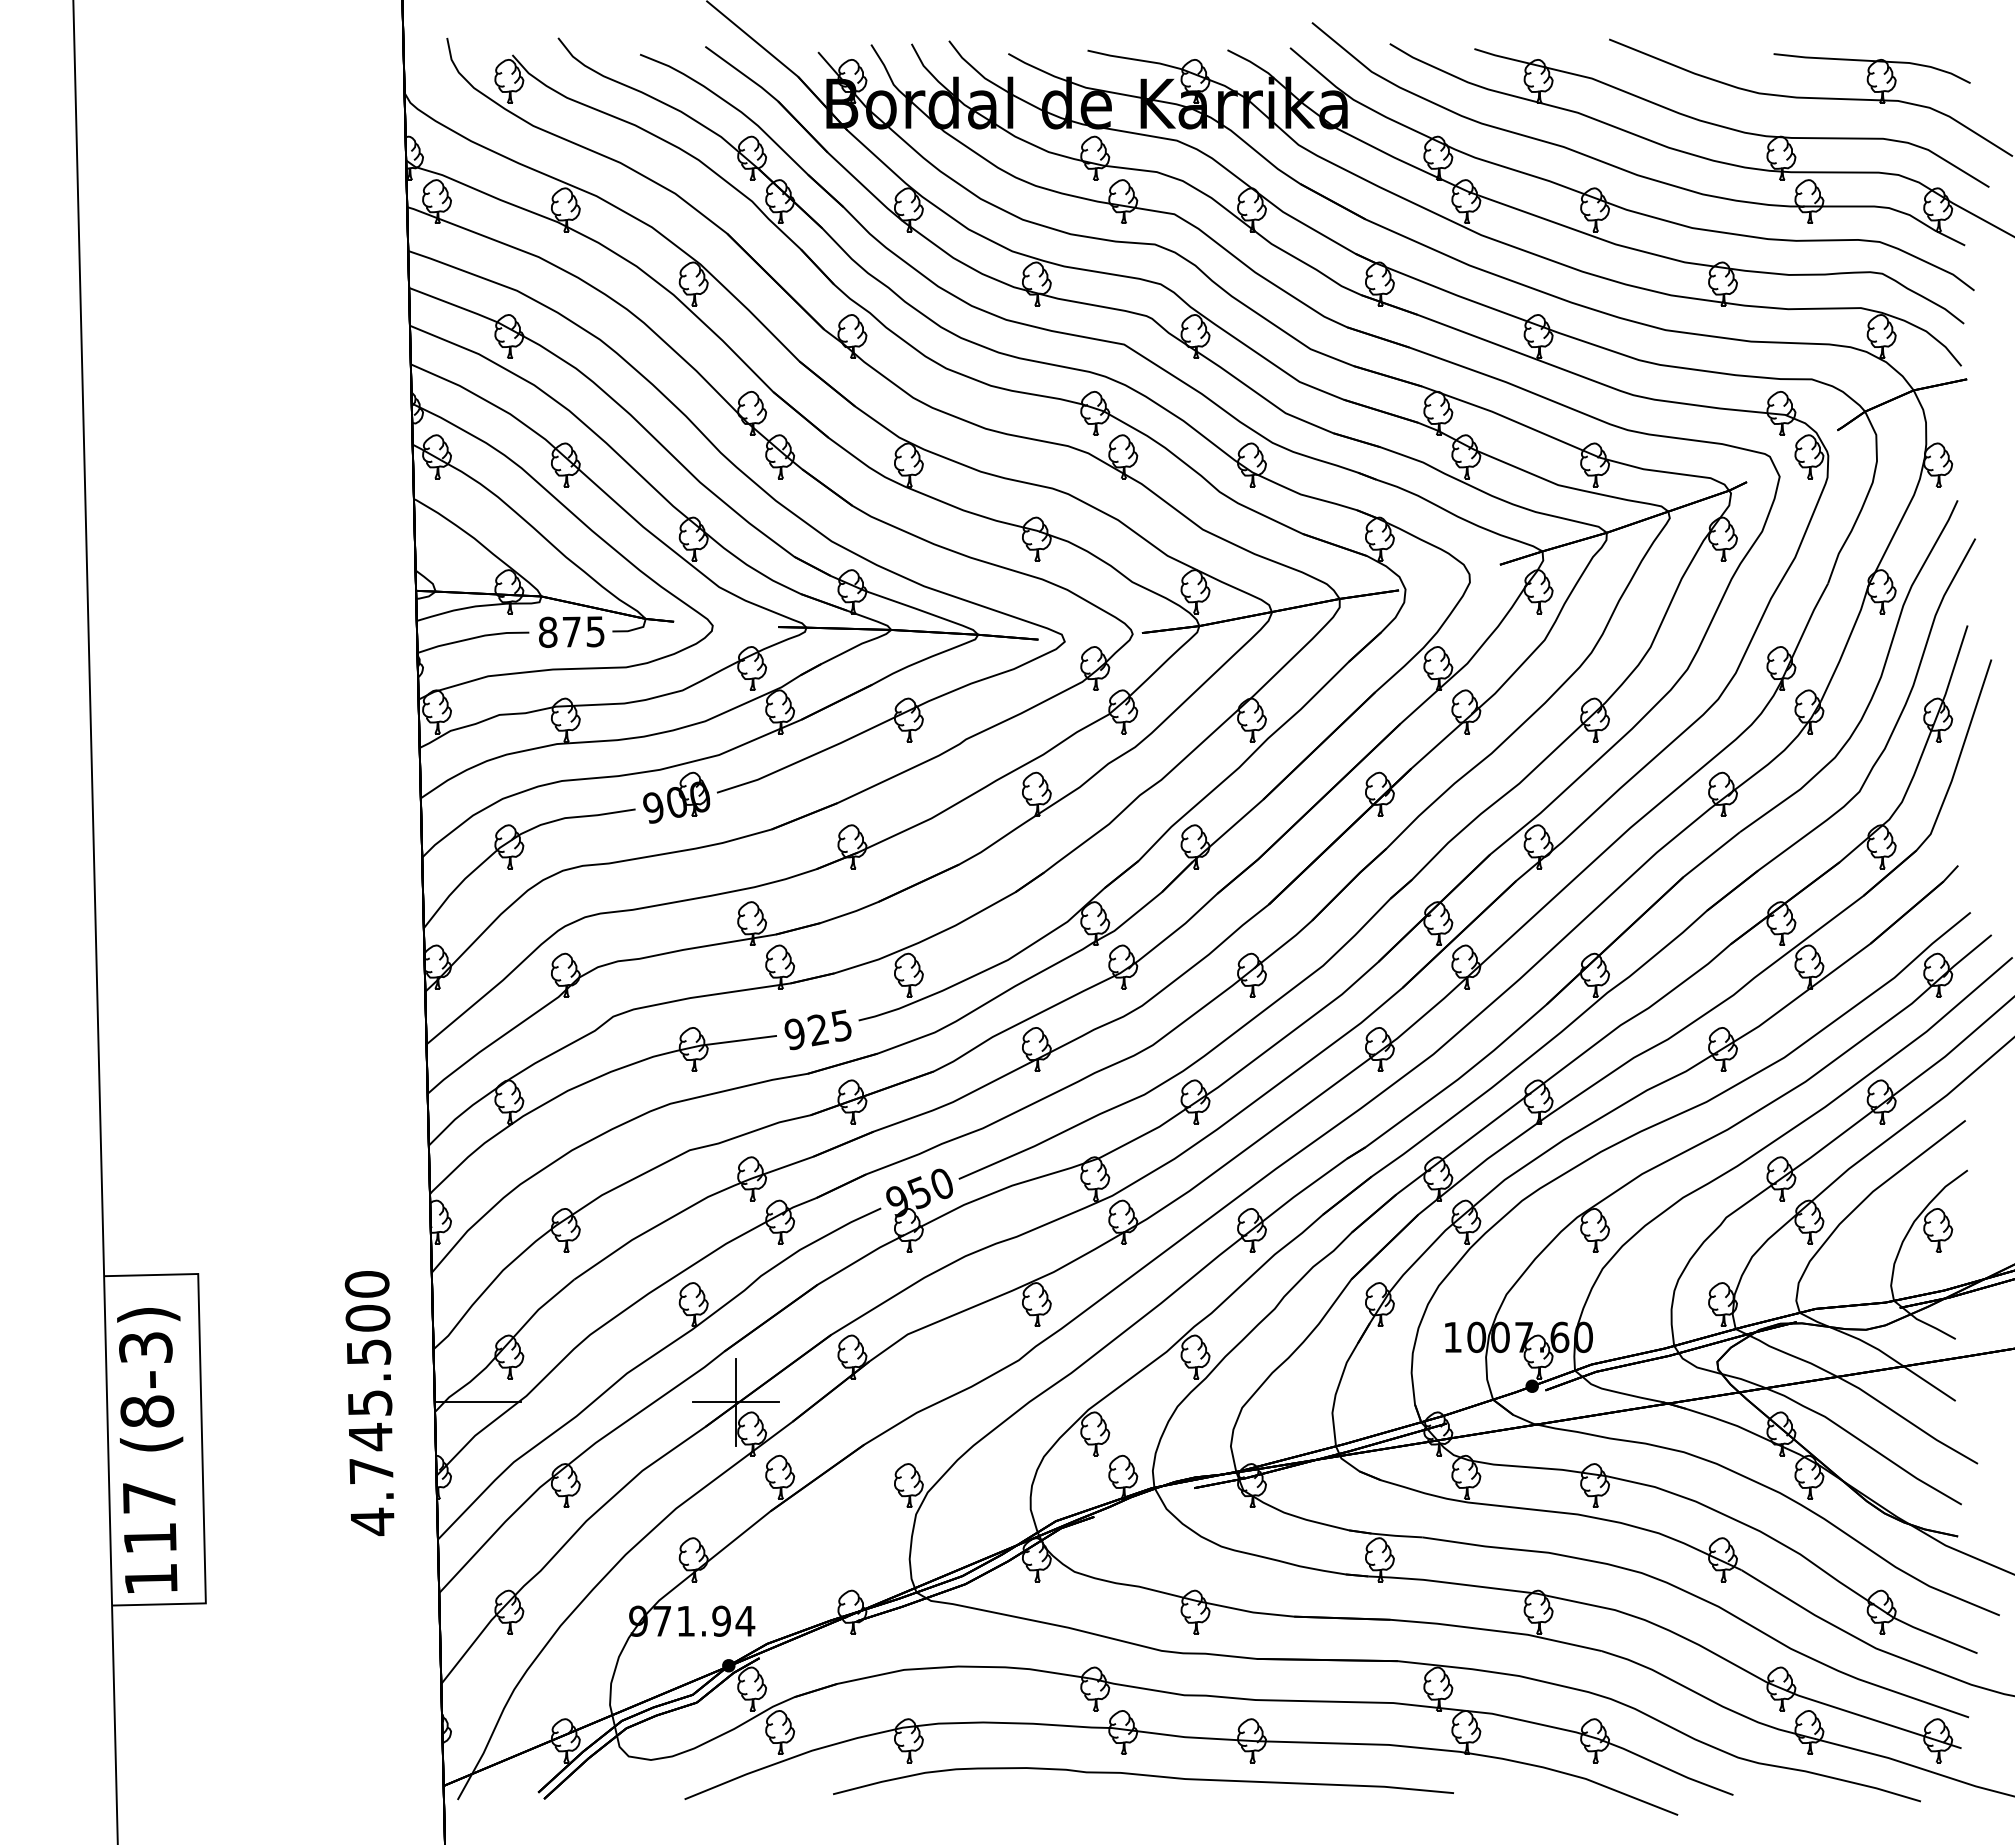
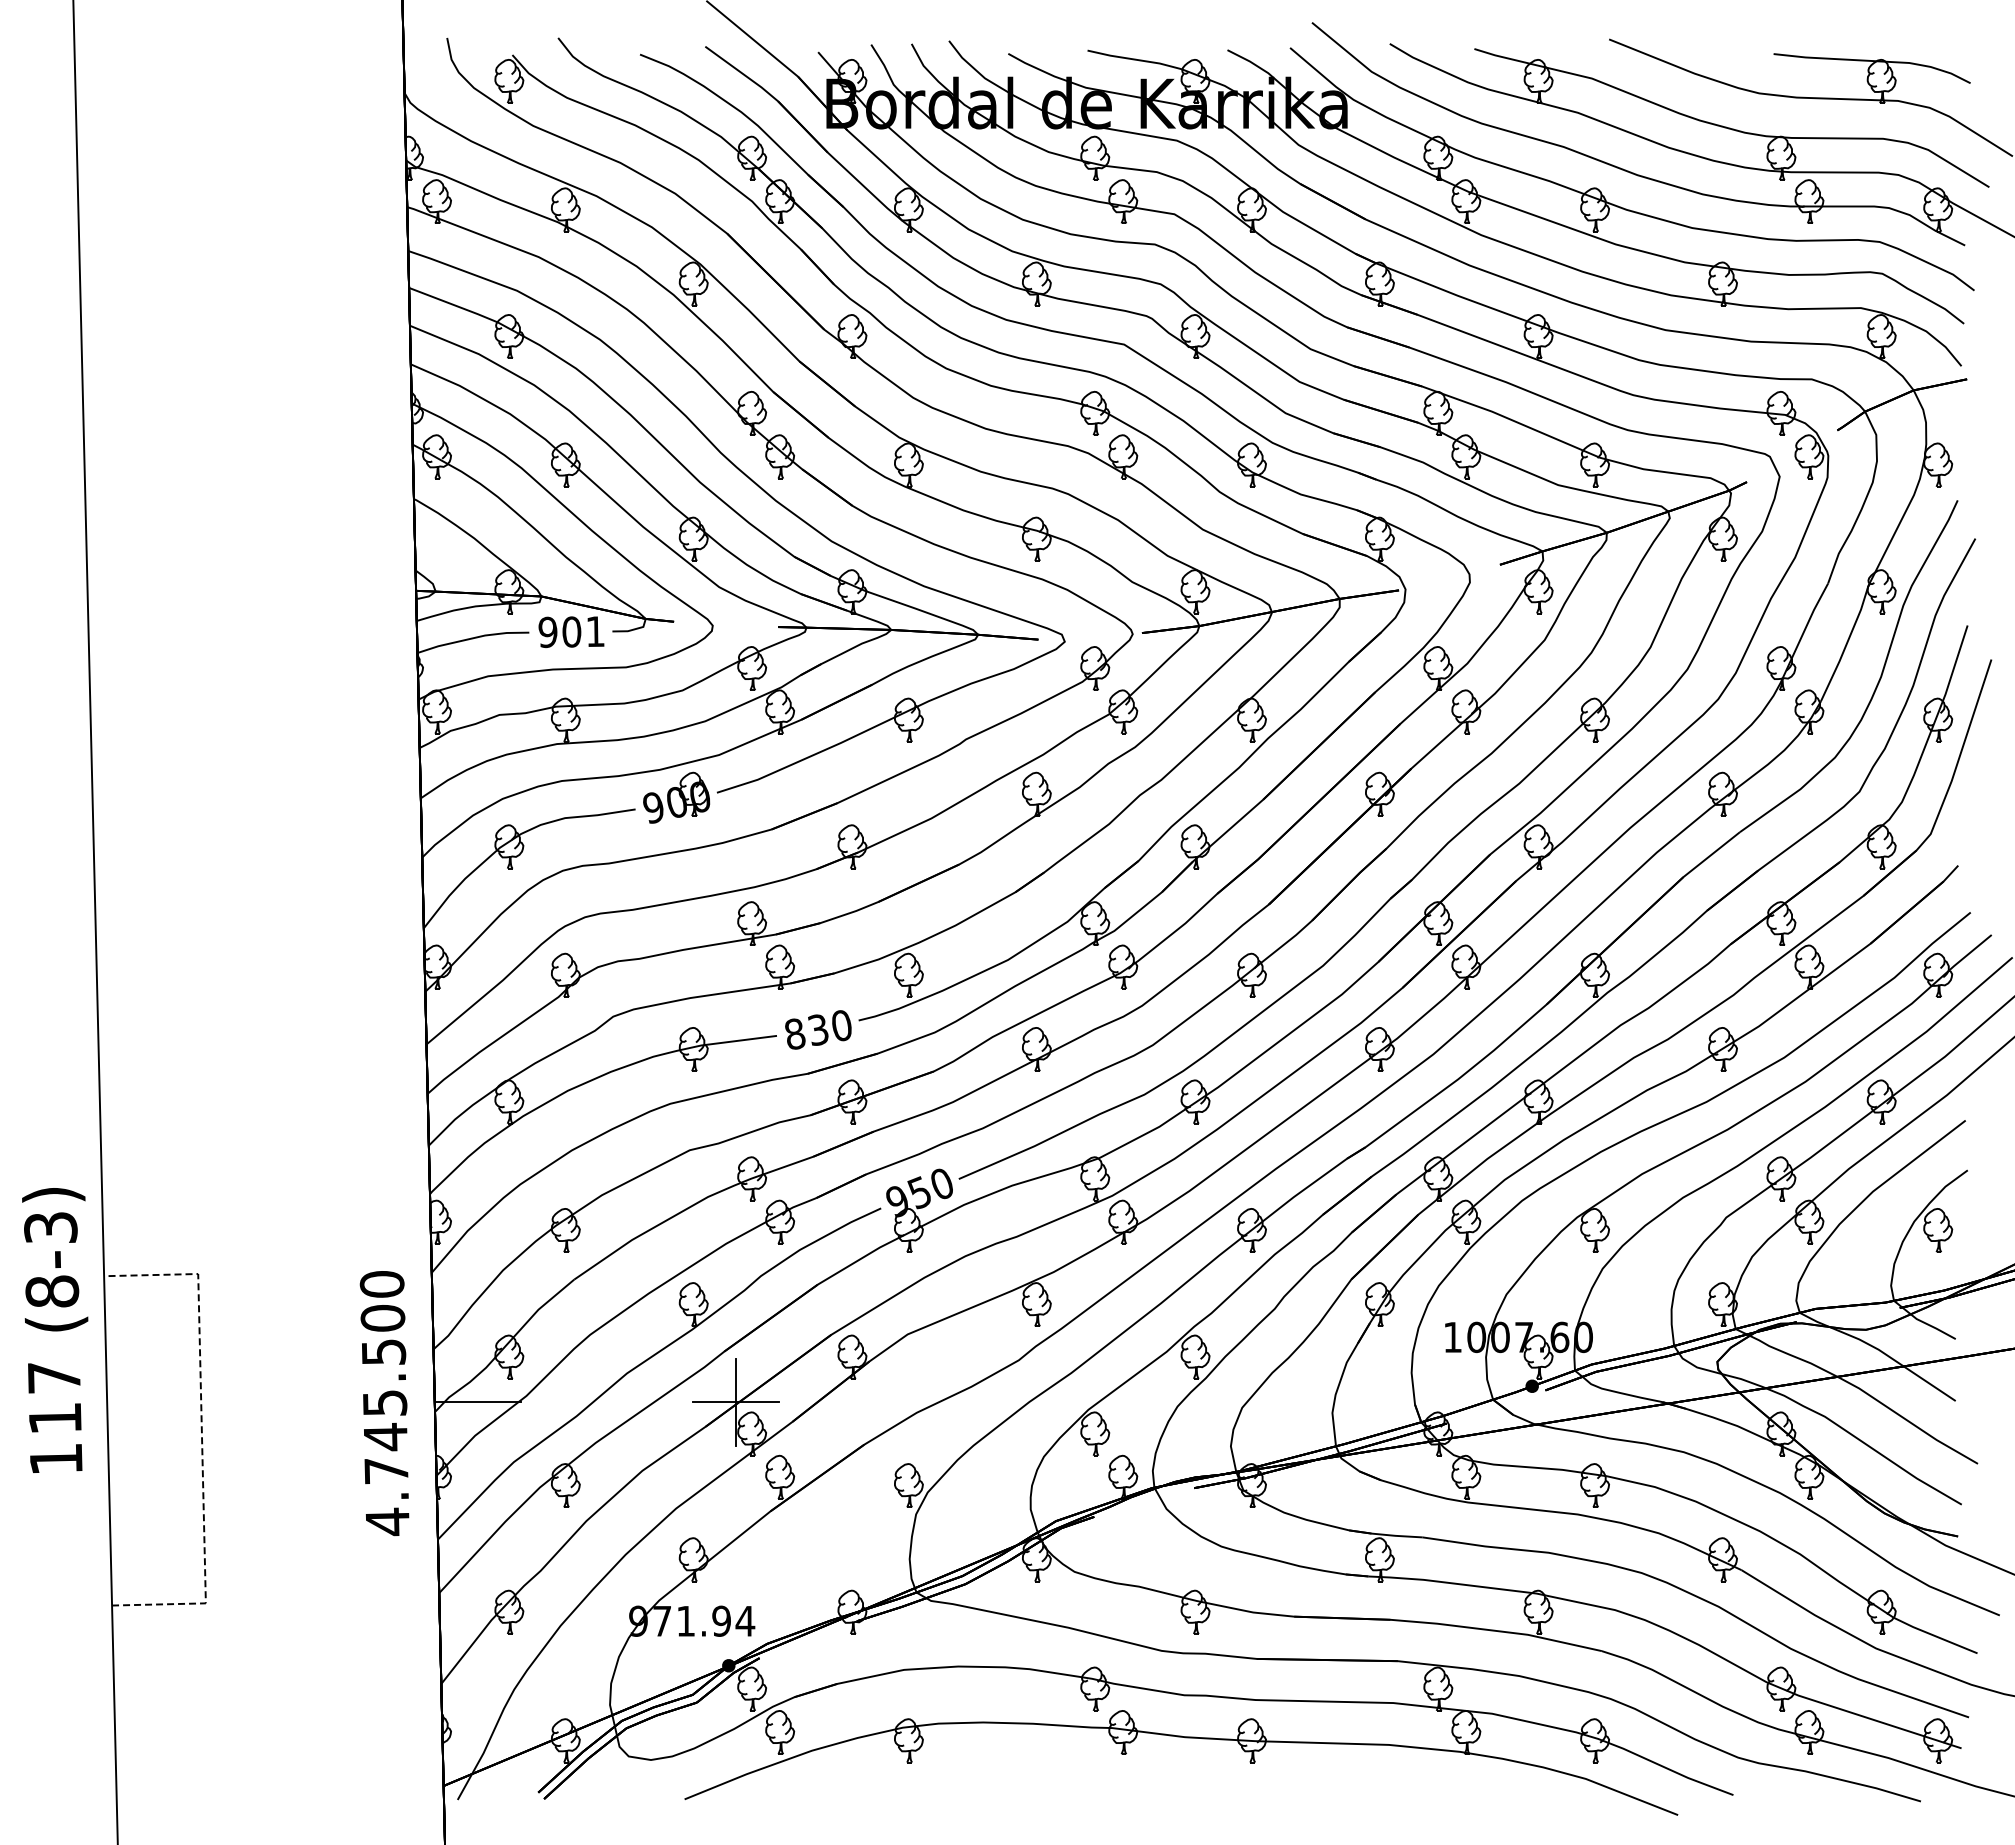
text: 875 -> 901 (571, 632)
text: 925 -> 830 (817, 1029)
text position: (369, 1403) -> (384, 1403) (384, 1403)
line: solid -> dashed (202, 1437)
text position: (150, 1450) -> (55, 1330) (55, 1330)
curve: present -> none (1144, 1776)
